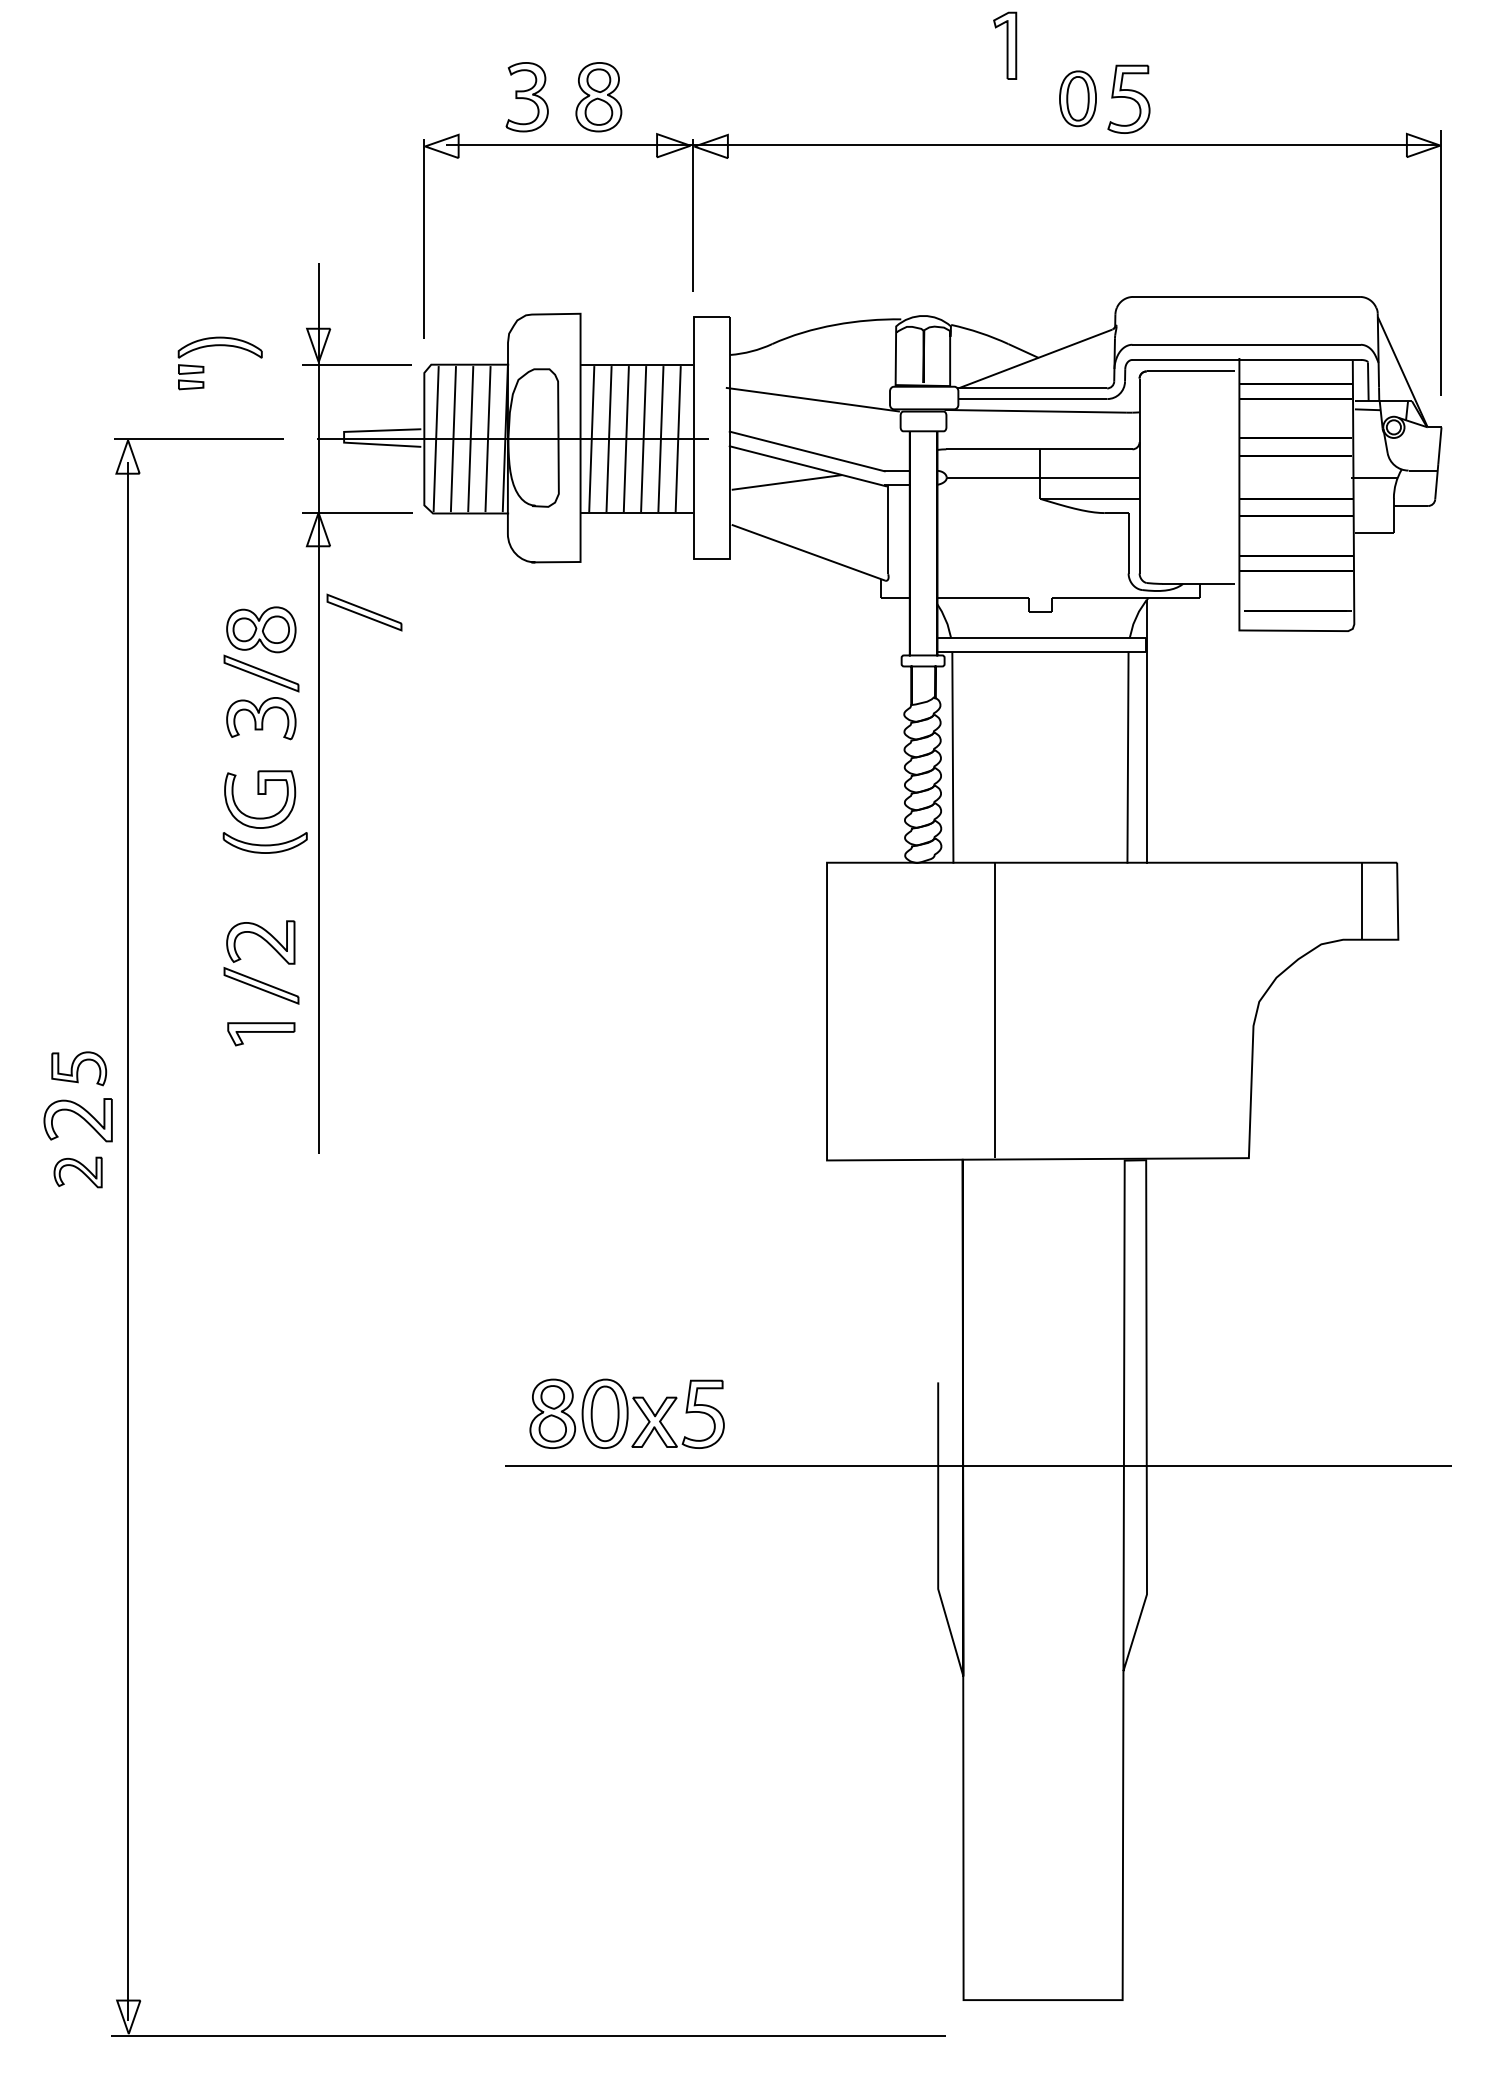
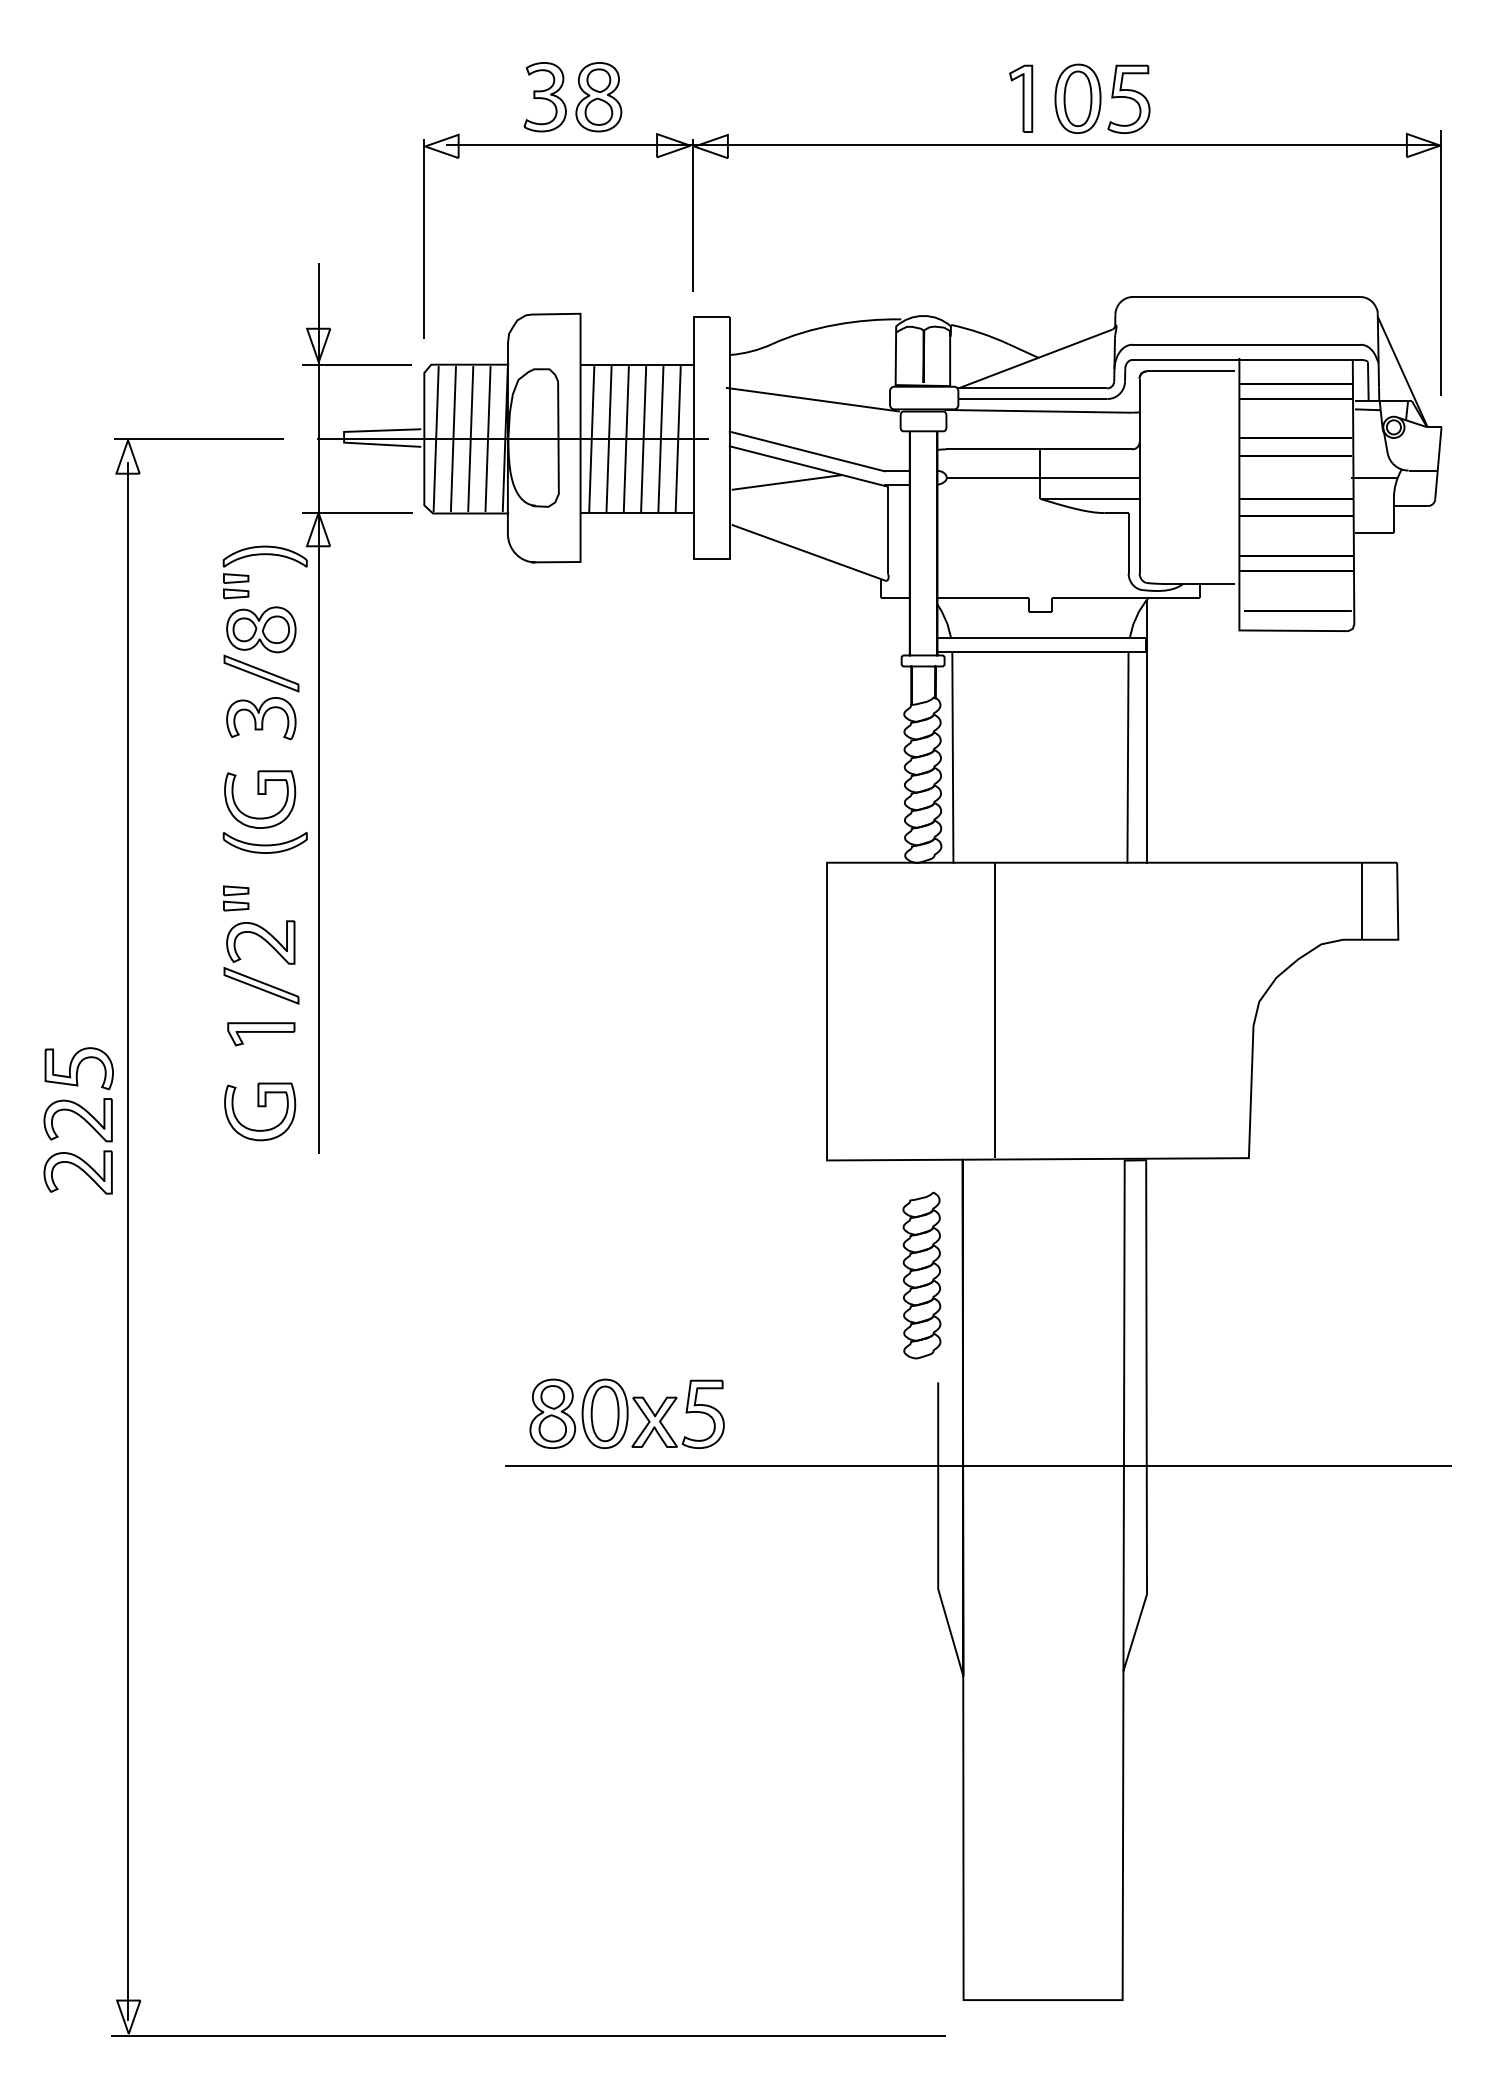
part position: (1005, 45) -> (1021, 98) (1021, 98)
part position: (526, 97) -> (544, 97) (544, 97)
part size: 38x58 px -> 48x71 px (1077, 98)
part position: (204, 366) -> (249, 575) (249, 575)
part: present -> none (364, 612)
part: none -> present (236, 898)
part size: 57x36 px -> 70x44 px (78, 1068)
part: none -> present (260, 1111)
part size: 50x33 px -> 70x45 px (77, 1172)
part: none -> present (921, 1275)
